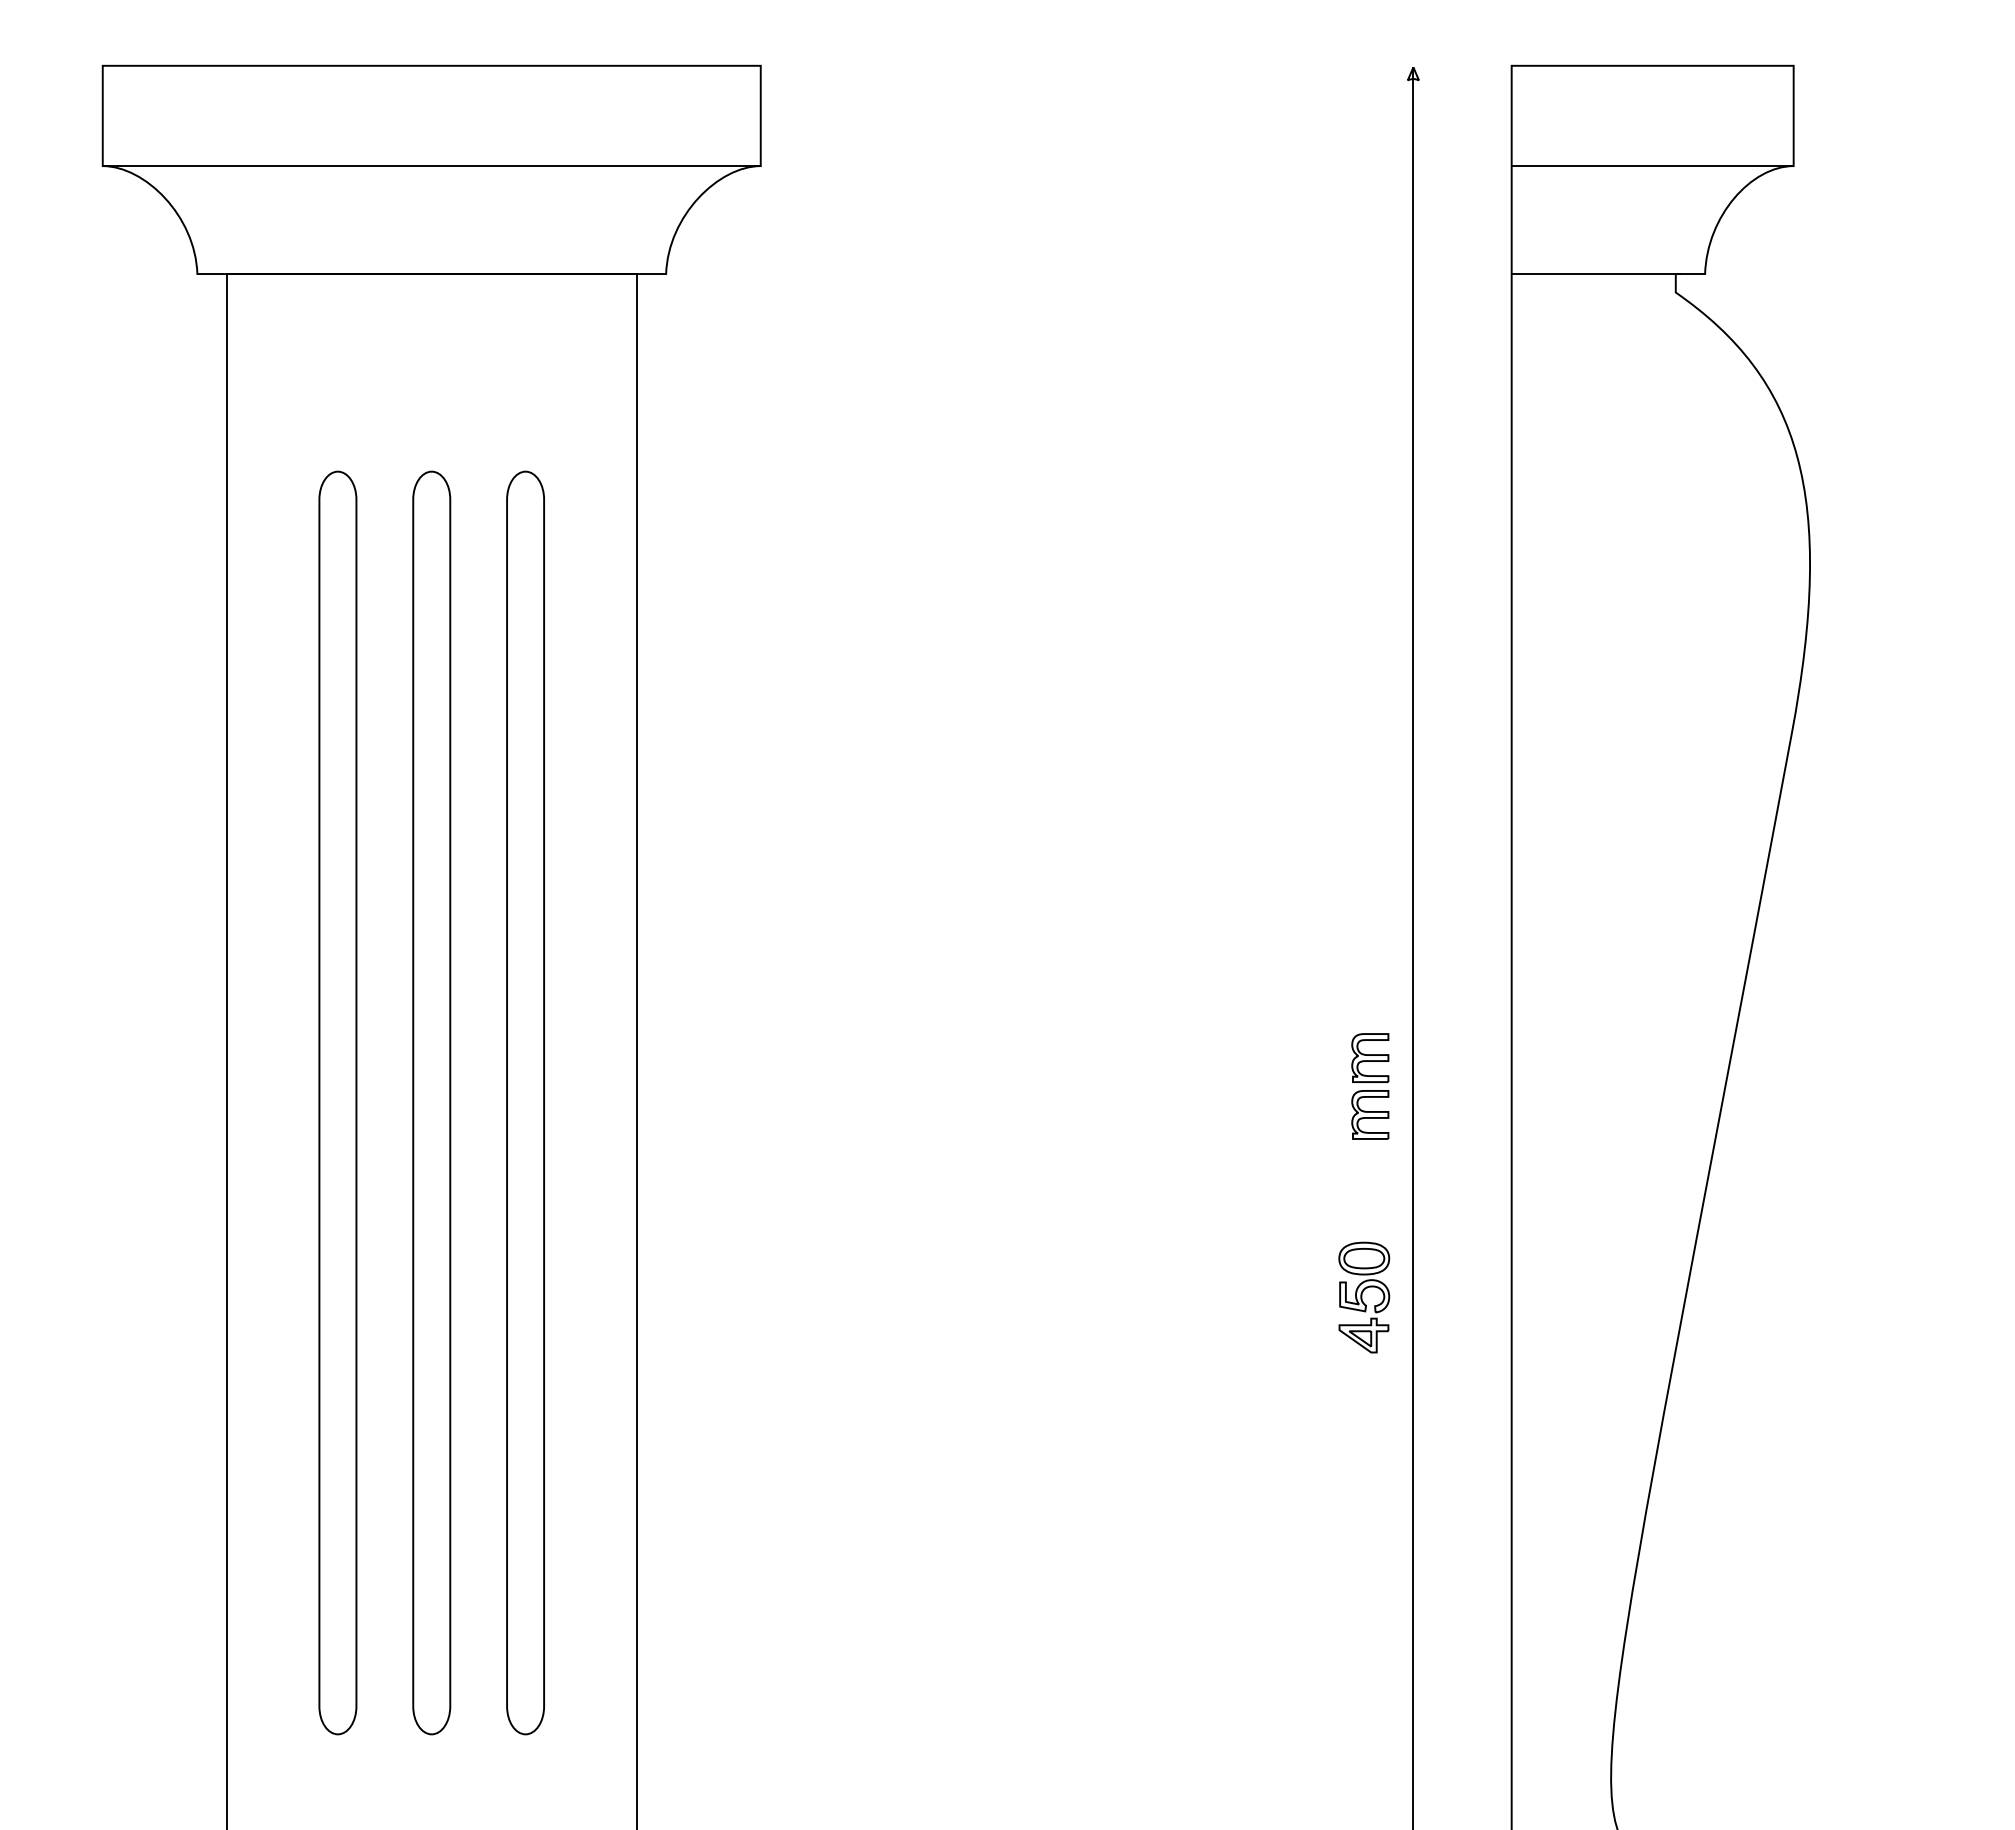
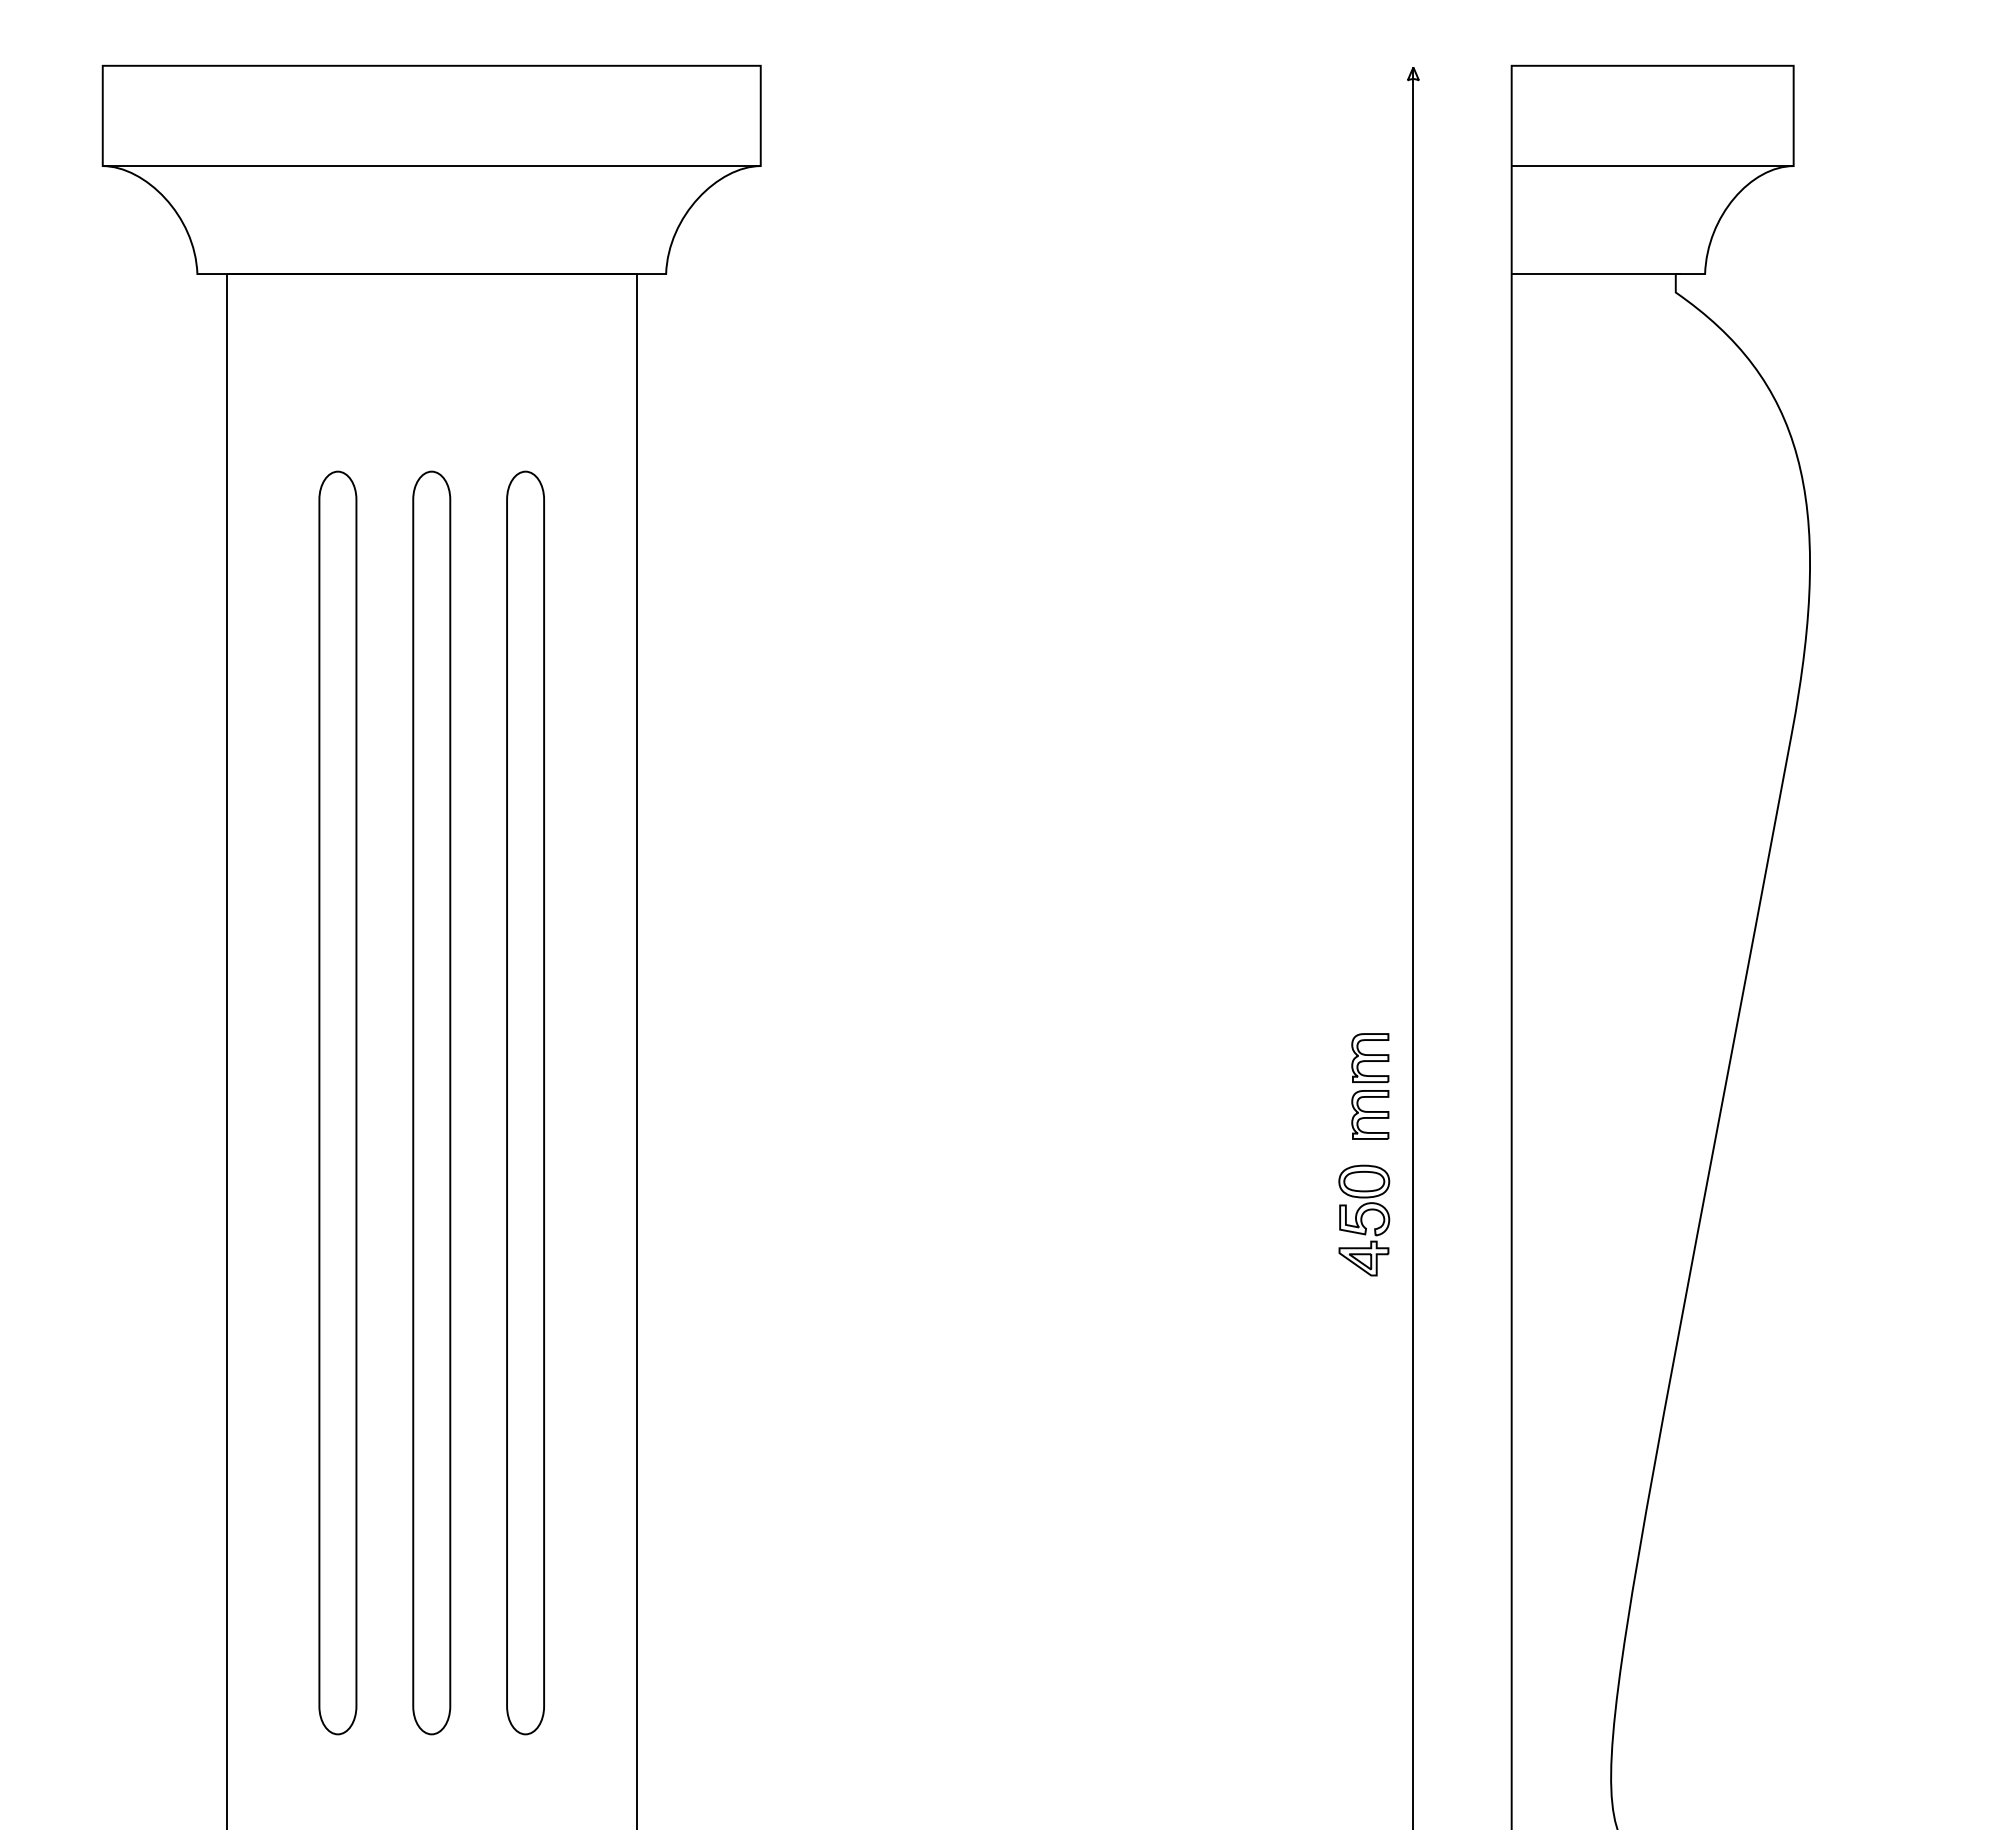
part position: (1364, 1297) -> (1364, 1220) (1364, 1220)
